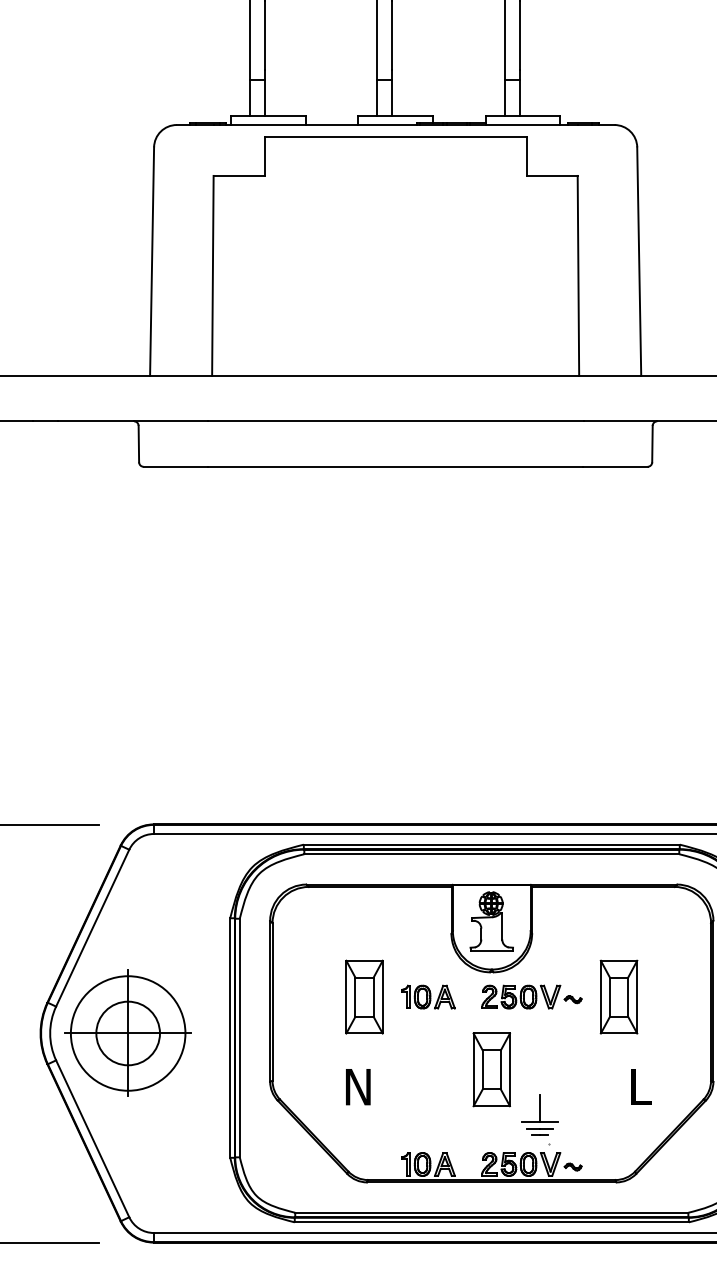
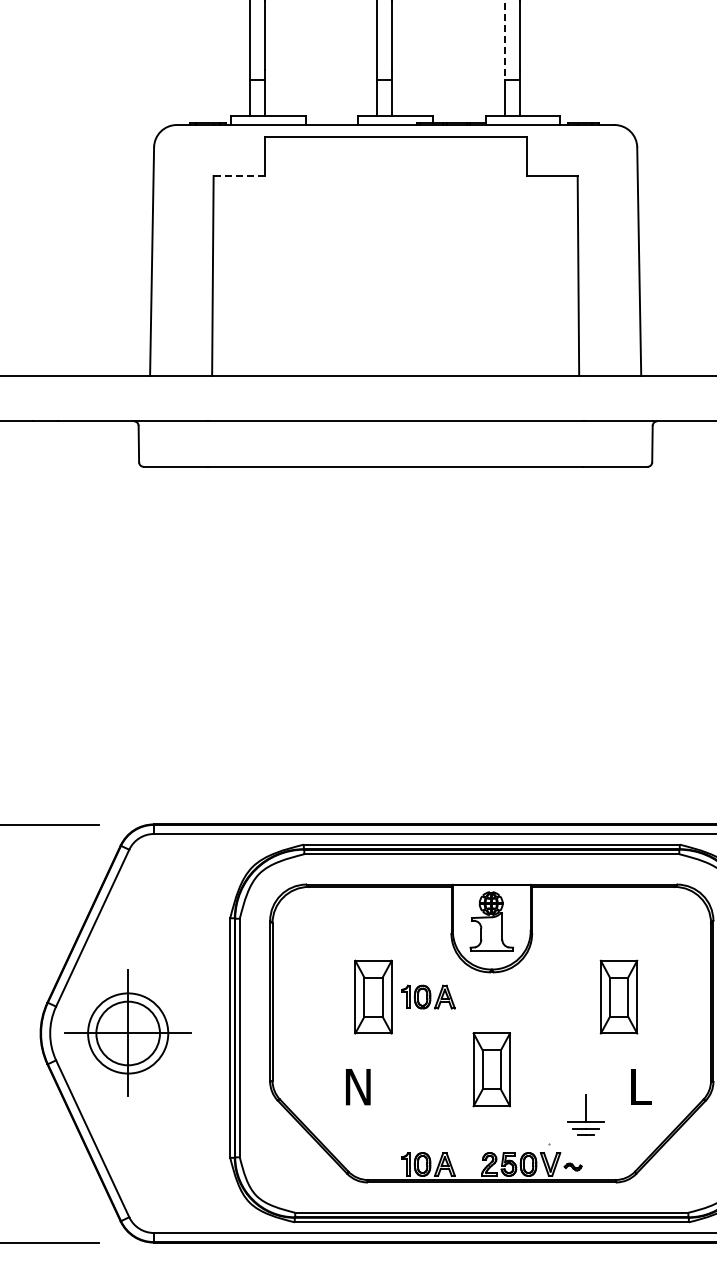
line: solid -> dashed (504, 40)
line: solid -> dashed (239, 175)
part position: (364, 996) -> (373, 996) (373, 996)
part: present -> none (531, 996)
circle diameter: 115 px -> 80 px (128, 1033)
part position: (539, 1114) -> (585, 1114) (585, 1114)
